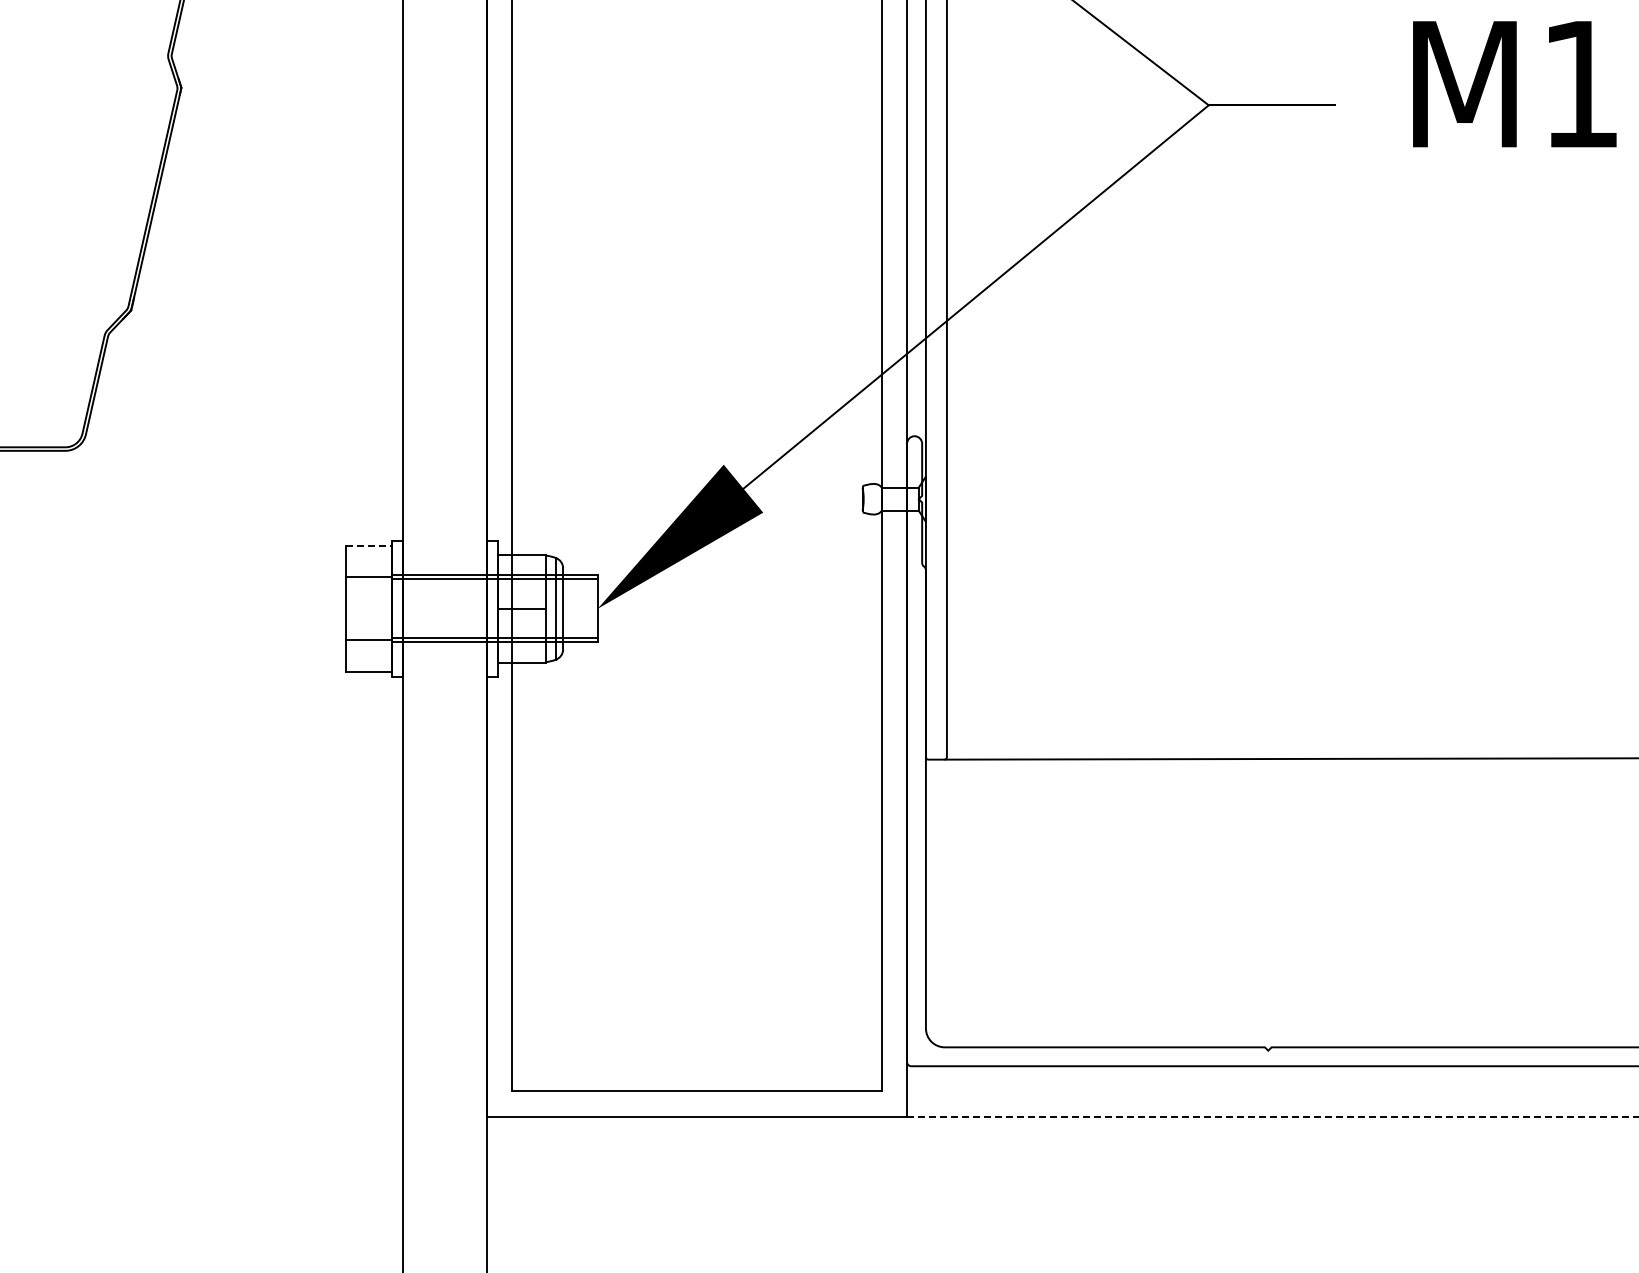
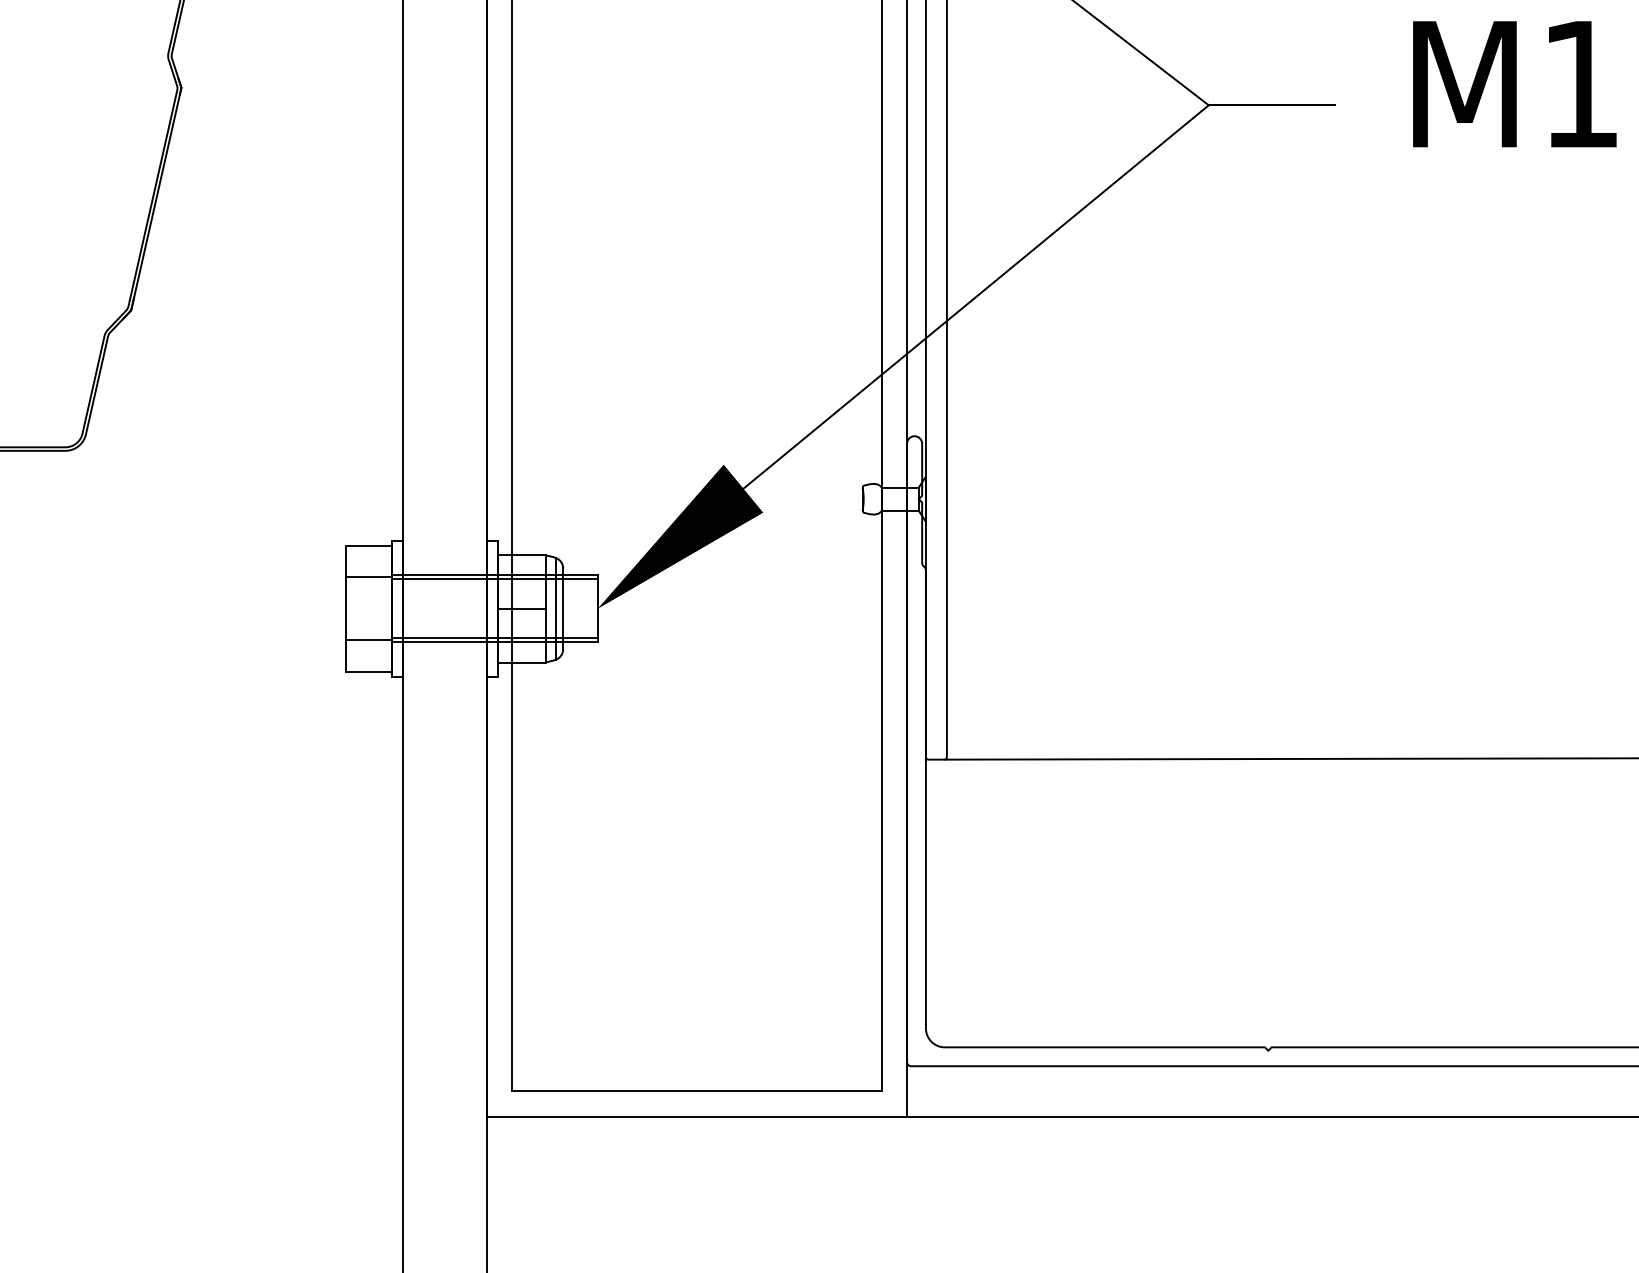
line: dashed -> solid (369, 545)
line: dashed -> solid (1272, 1116)
